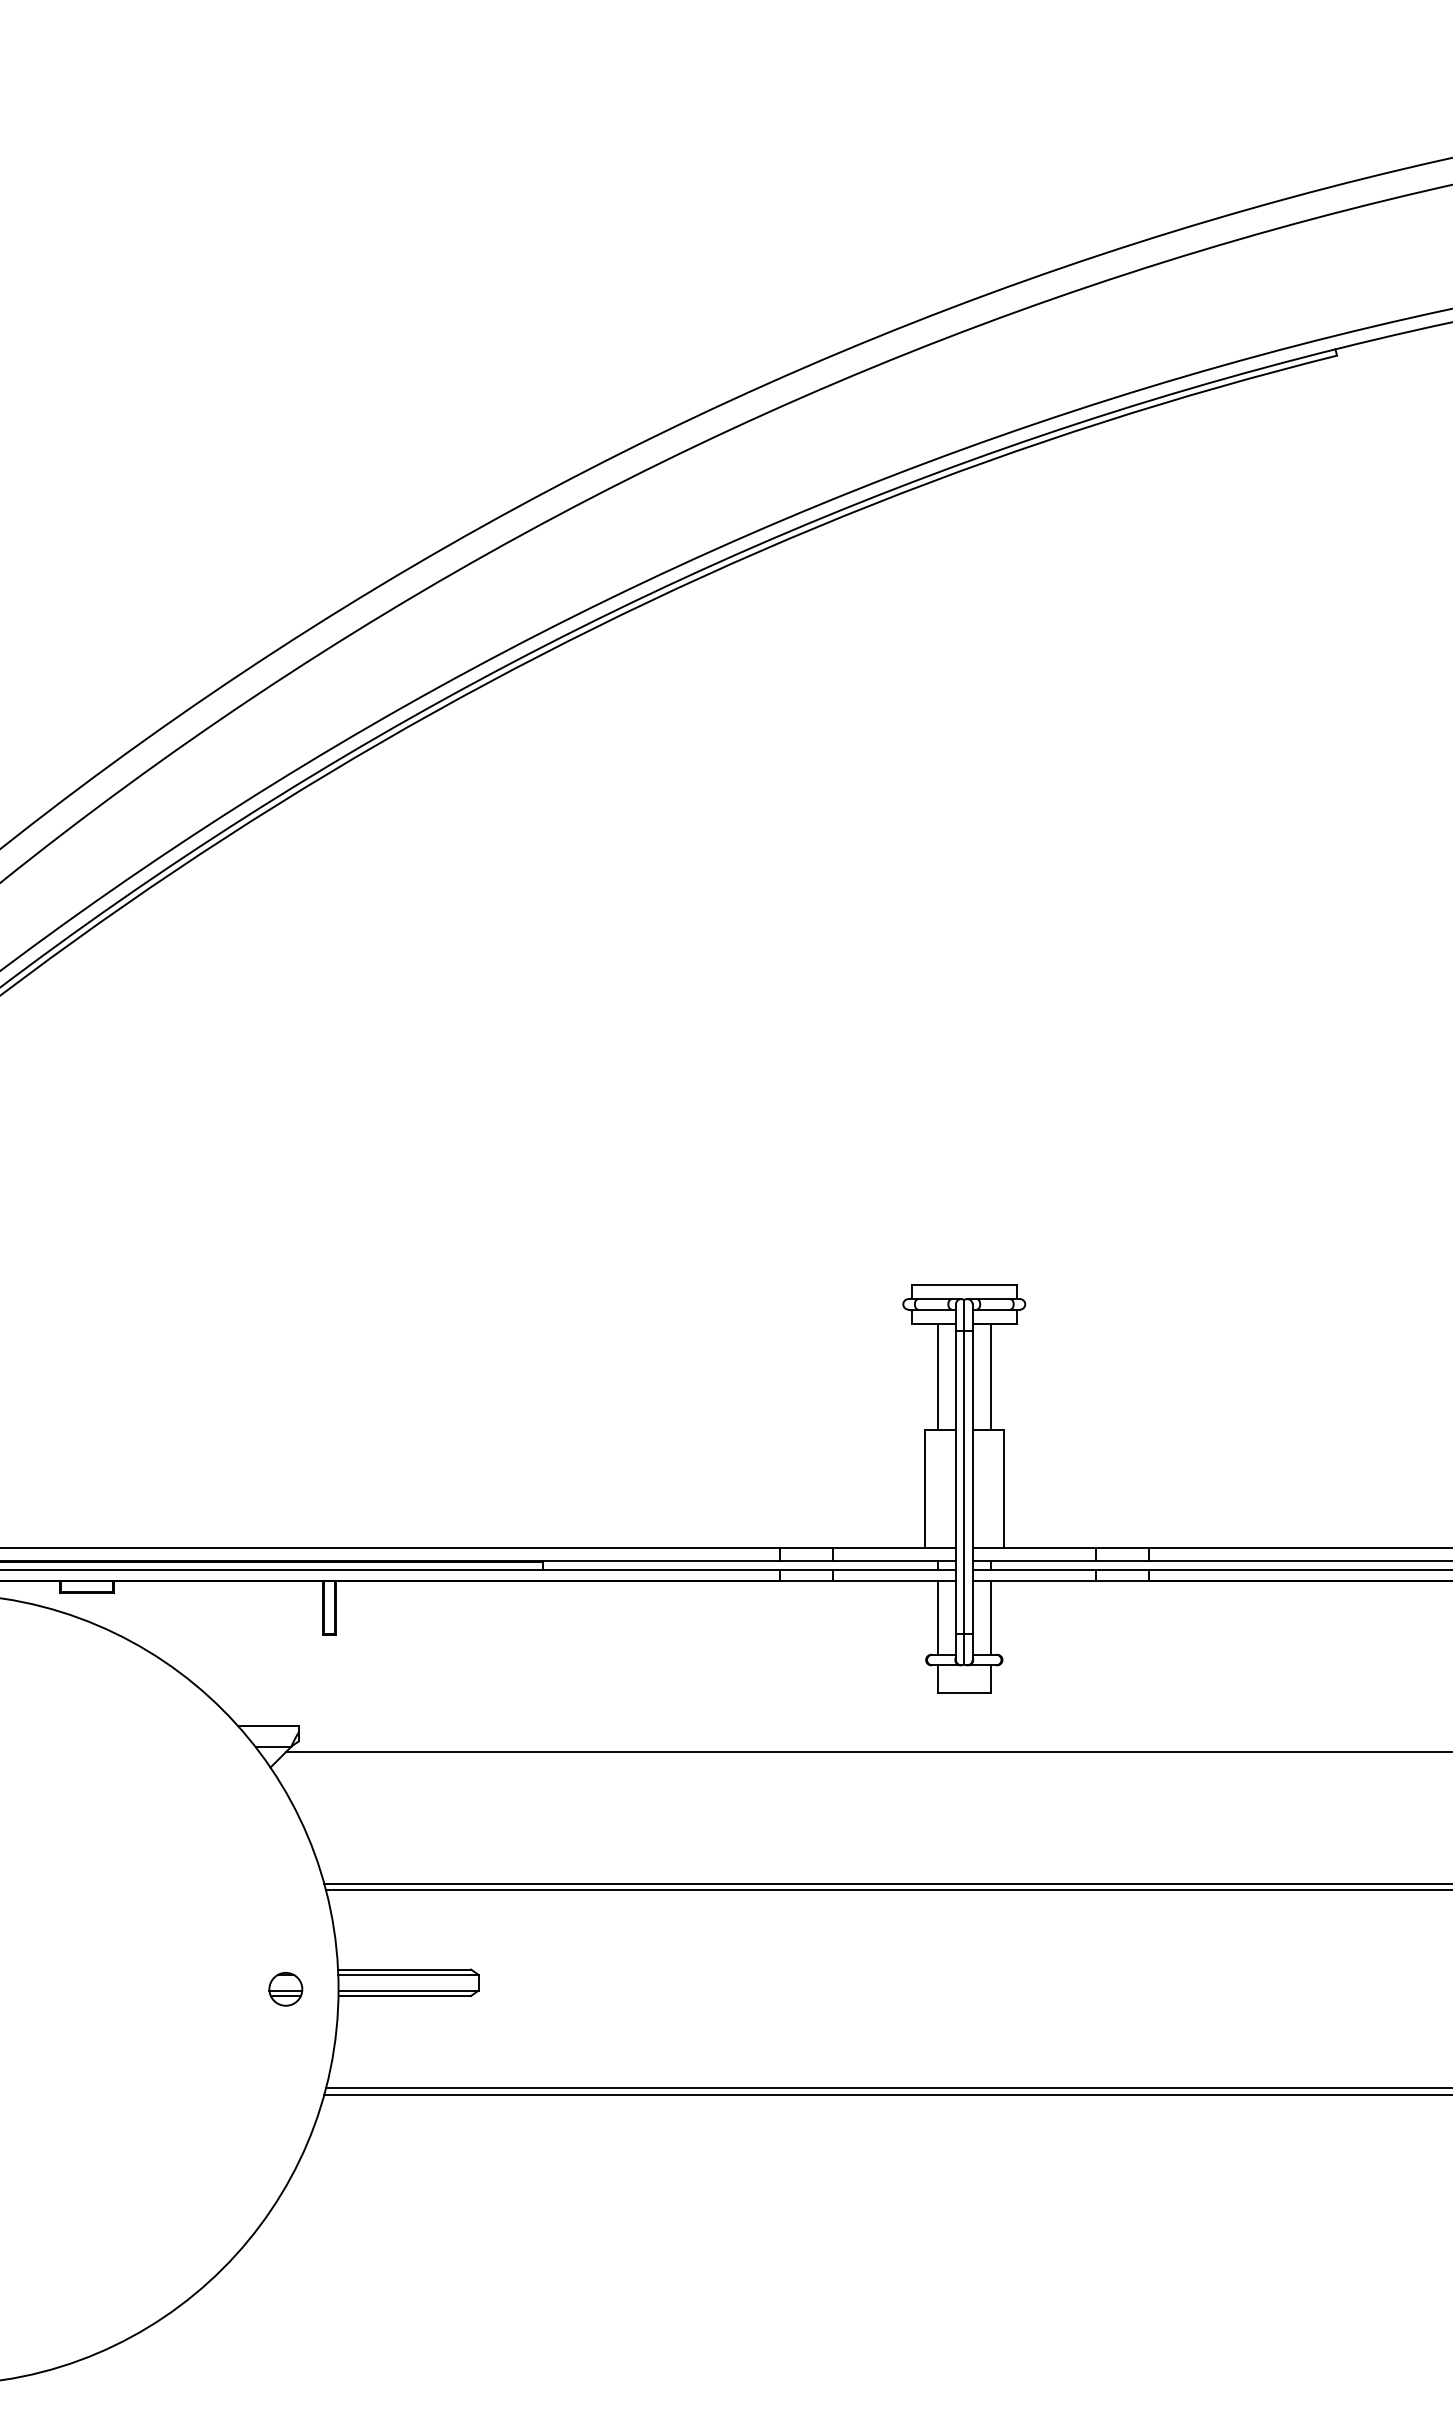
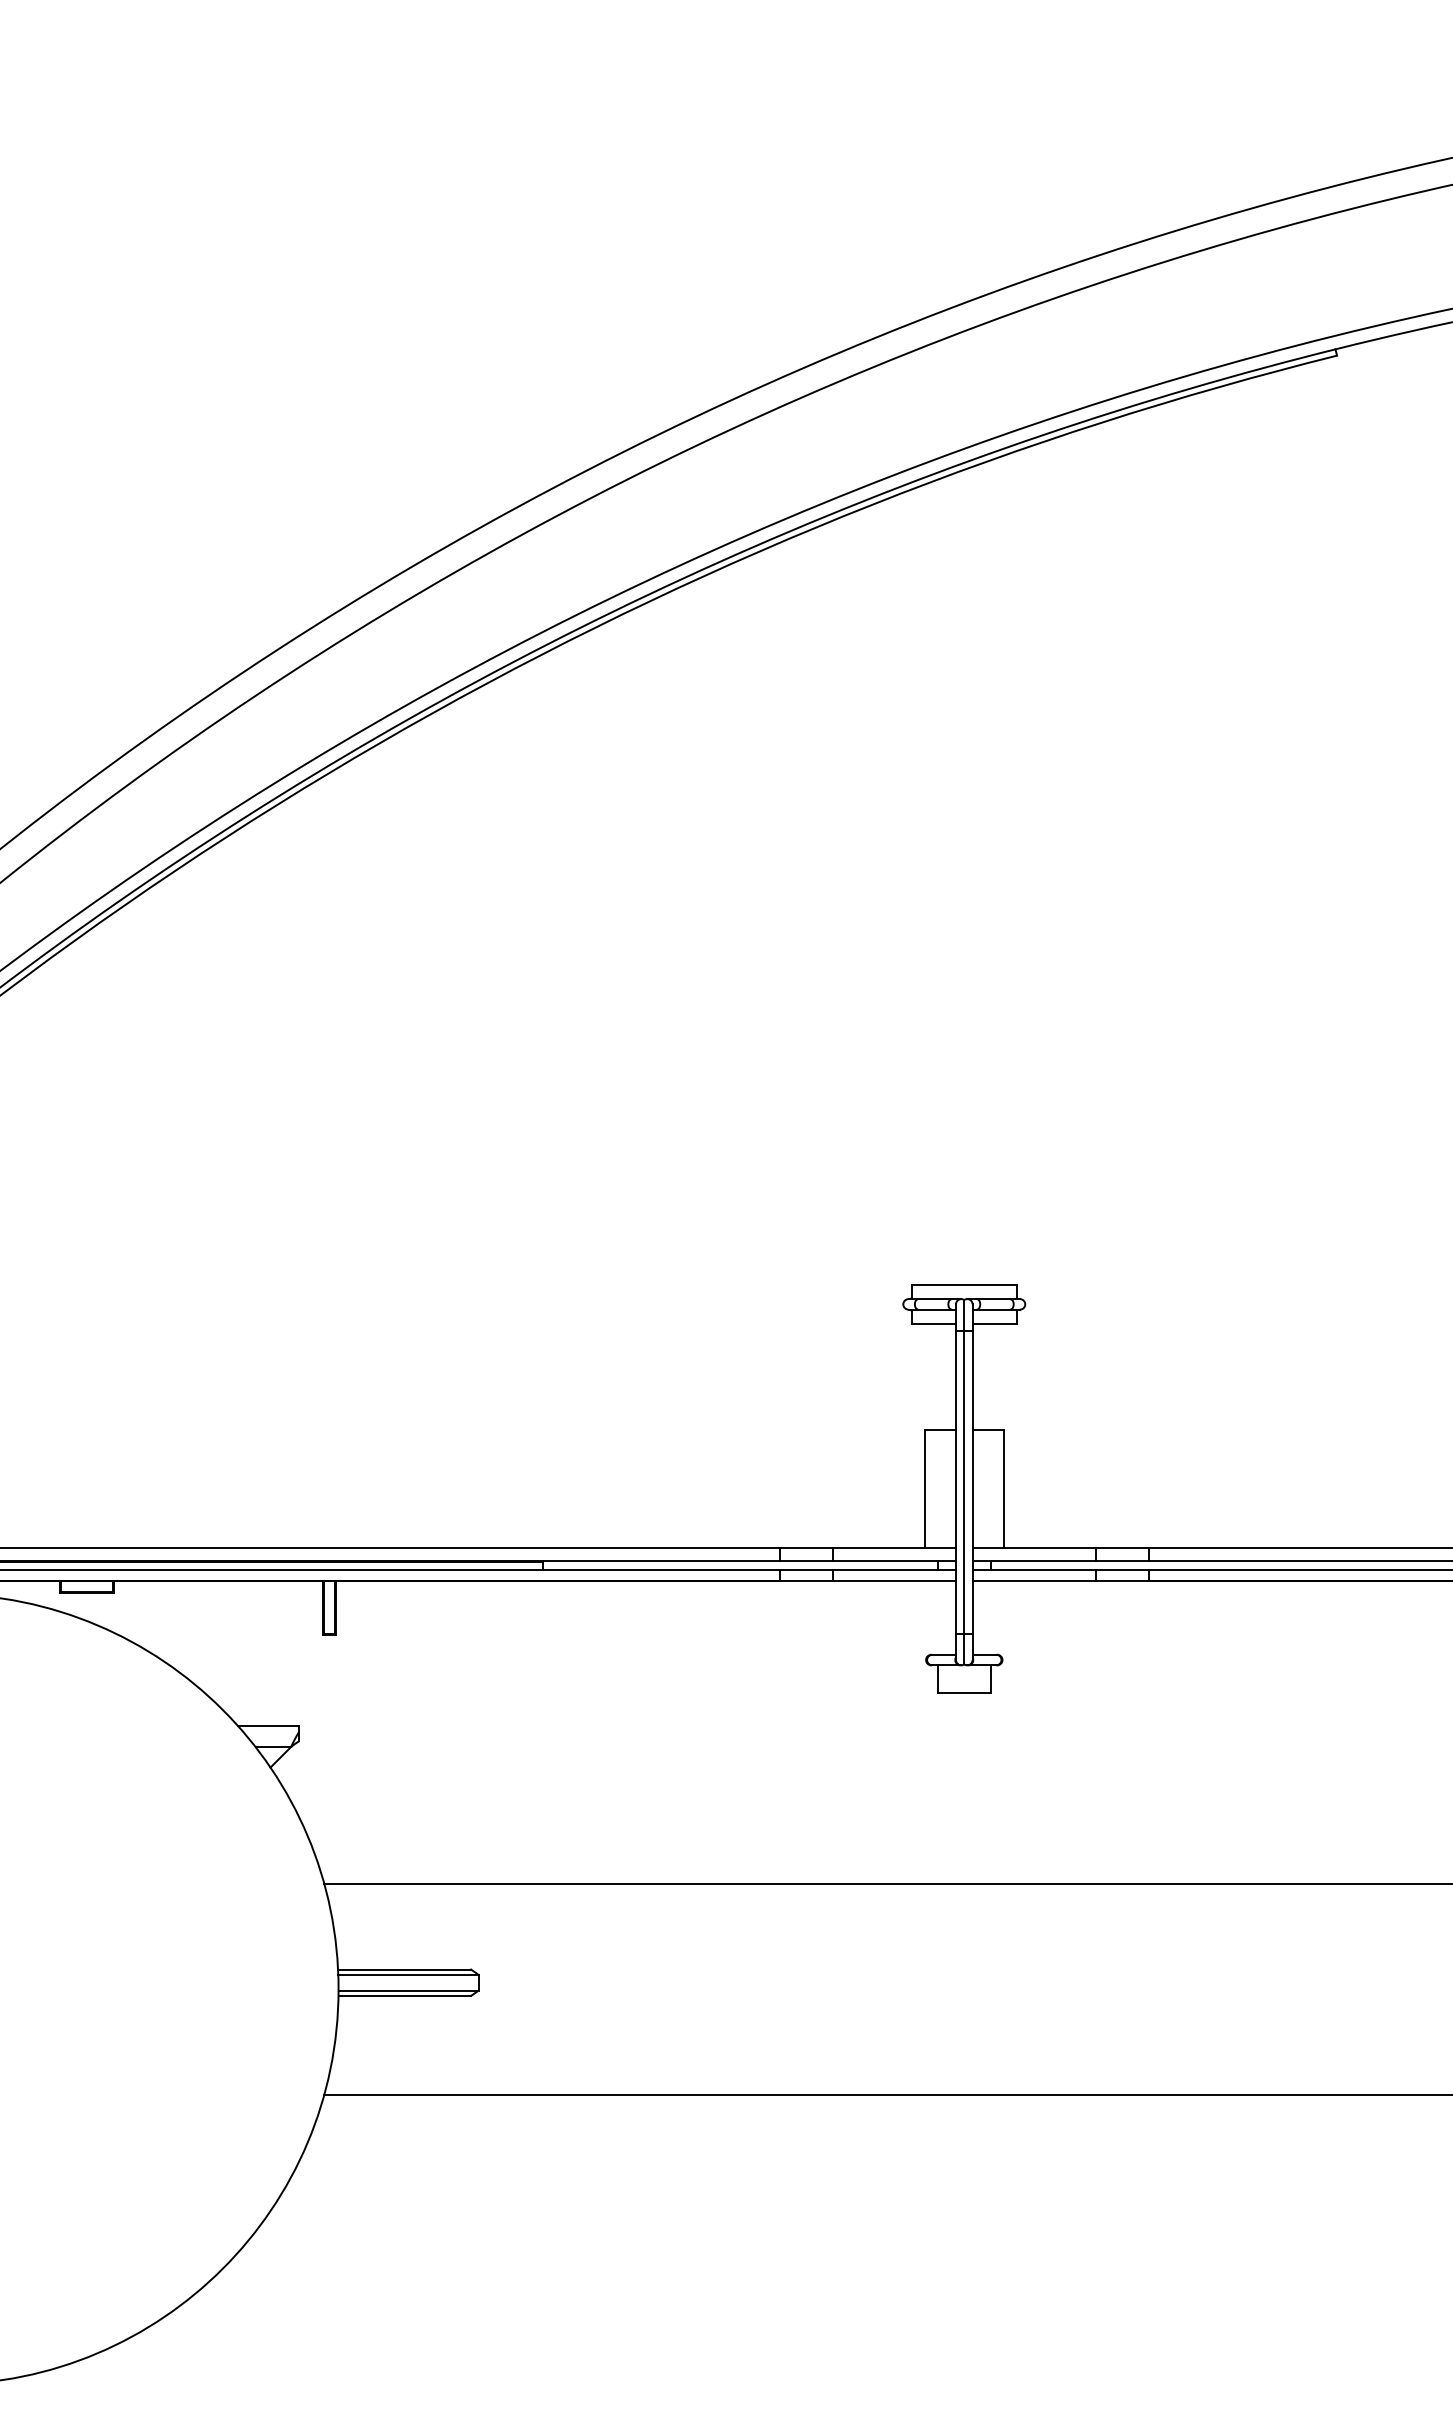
line: present -> none (937, 1376)
line: present -> none (990, 1376)
line: present -> none (937, 1617)
line: present -> none (990, 1617)
line: present -> none (867, 1752)
line: present -> none (887, 1890)
part: present -> none (285, 1989)
line: present -> none (887, 2088)
